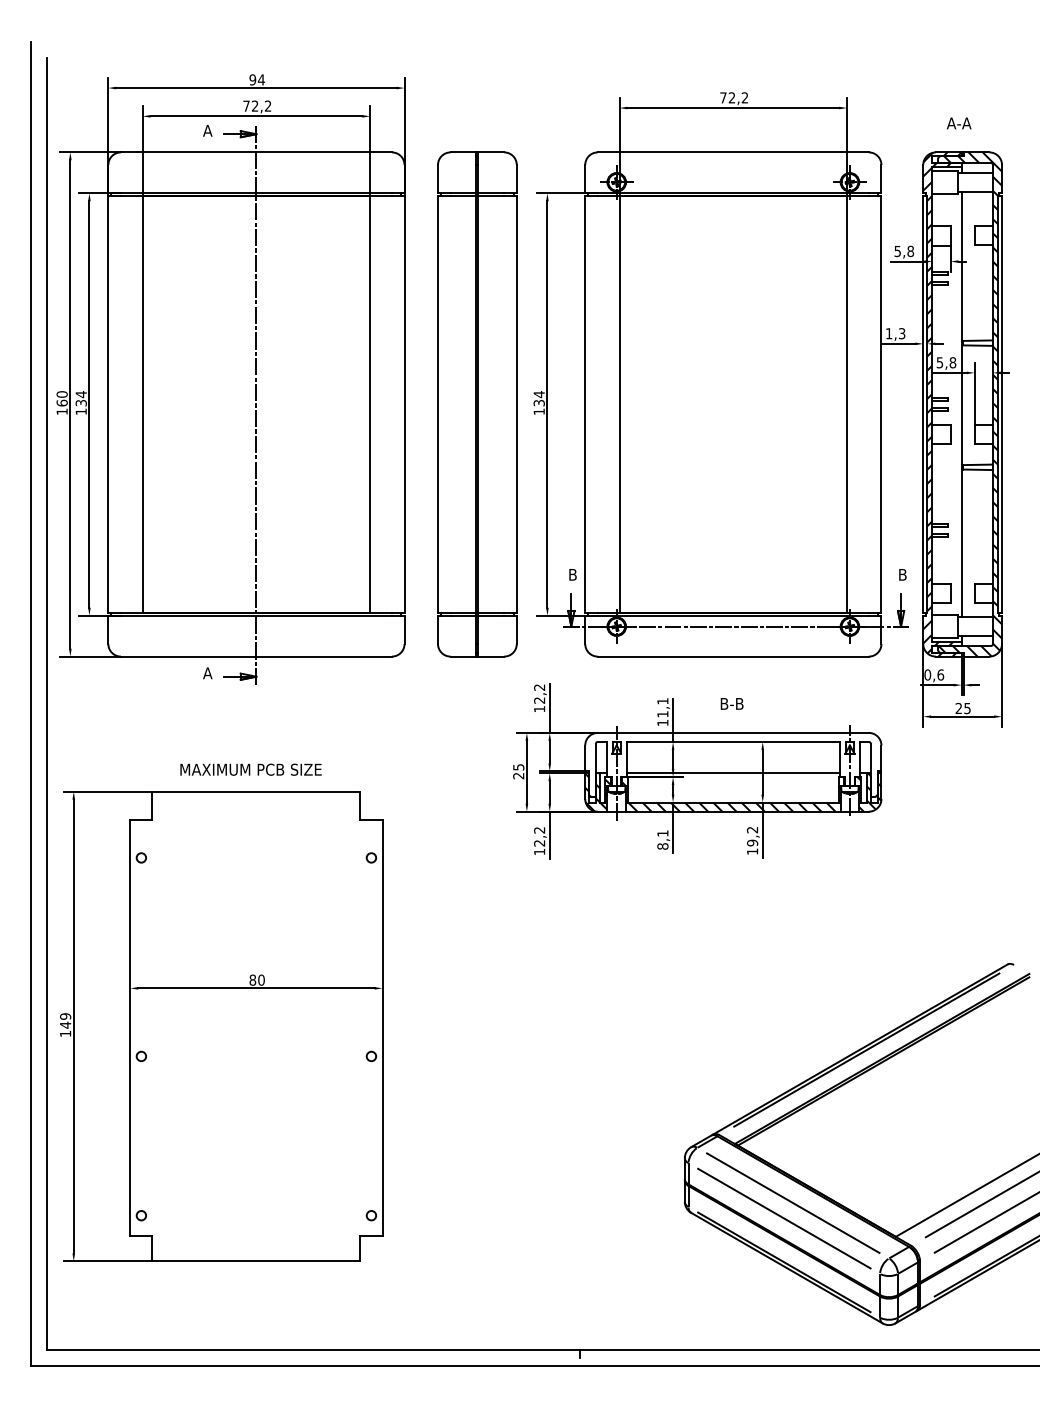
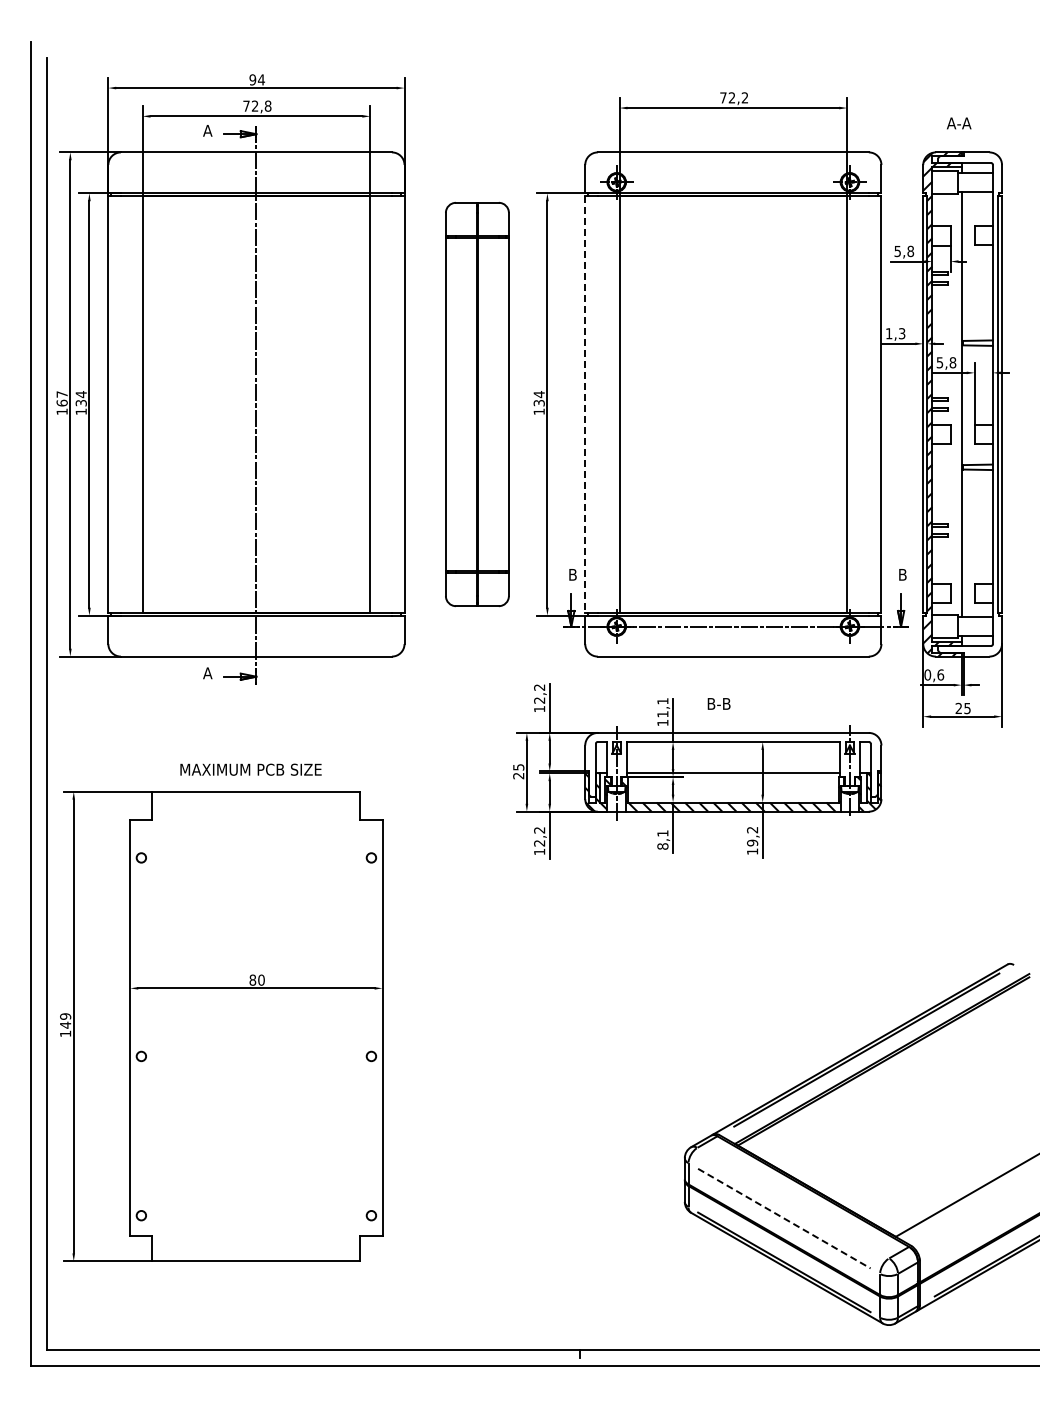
text: 72,2 -> 72,8 (267, 105)
text: 160 -> 167 (61, 394)
part size: 81x507 px -> 65x406 px (477, 404)
hatch: present -> none (970, 404)
line: solid -> dashed (585, 405)
text position: (731, 703) -> (718, 703) (718, 703)
line: present -> none (793, 1202)
line: present -> none (980, 1205)
line: solid -> dashed (784, 1218)
line: present -> none (985, 1223)
